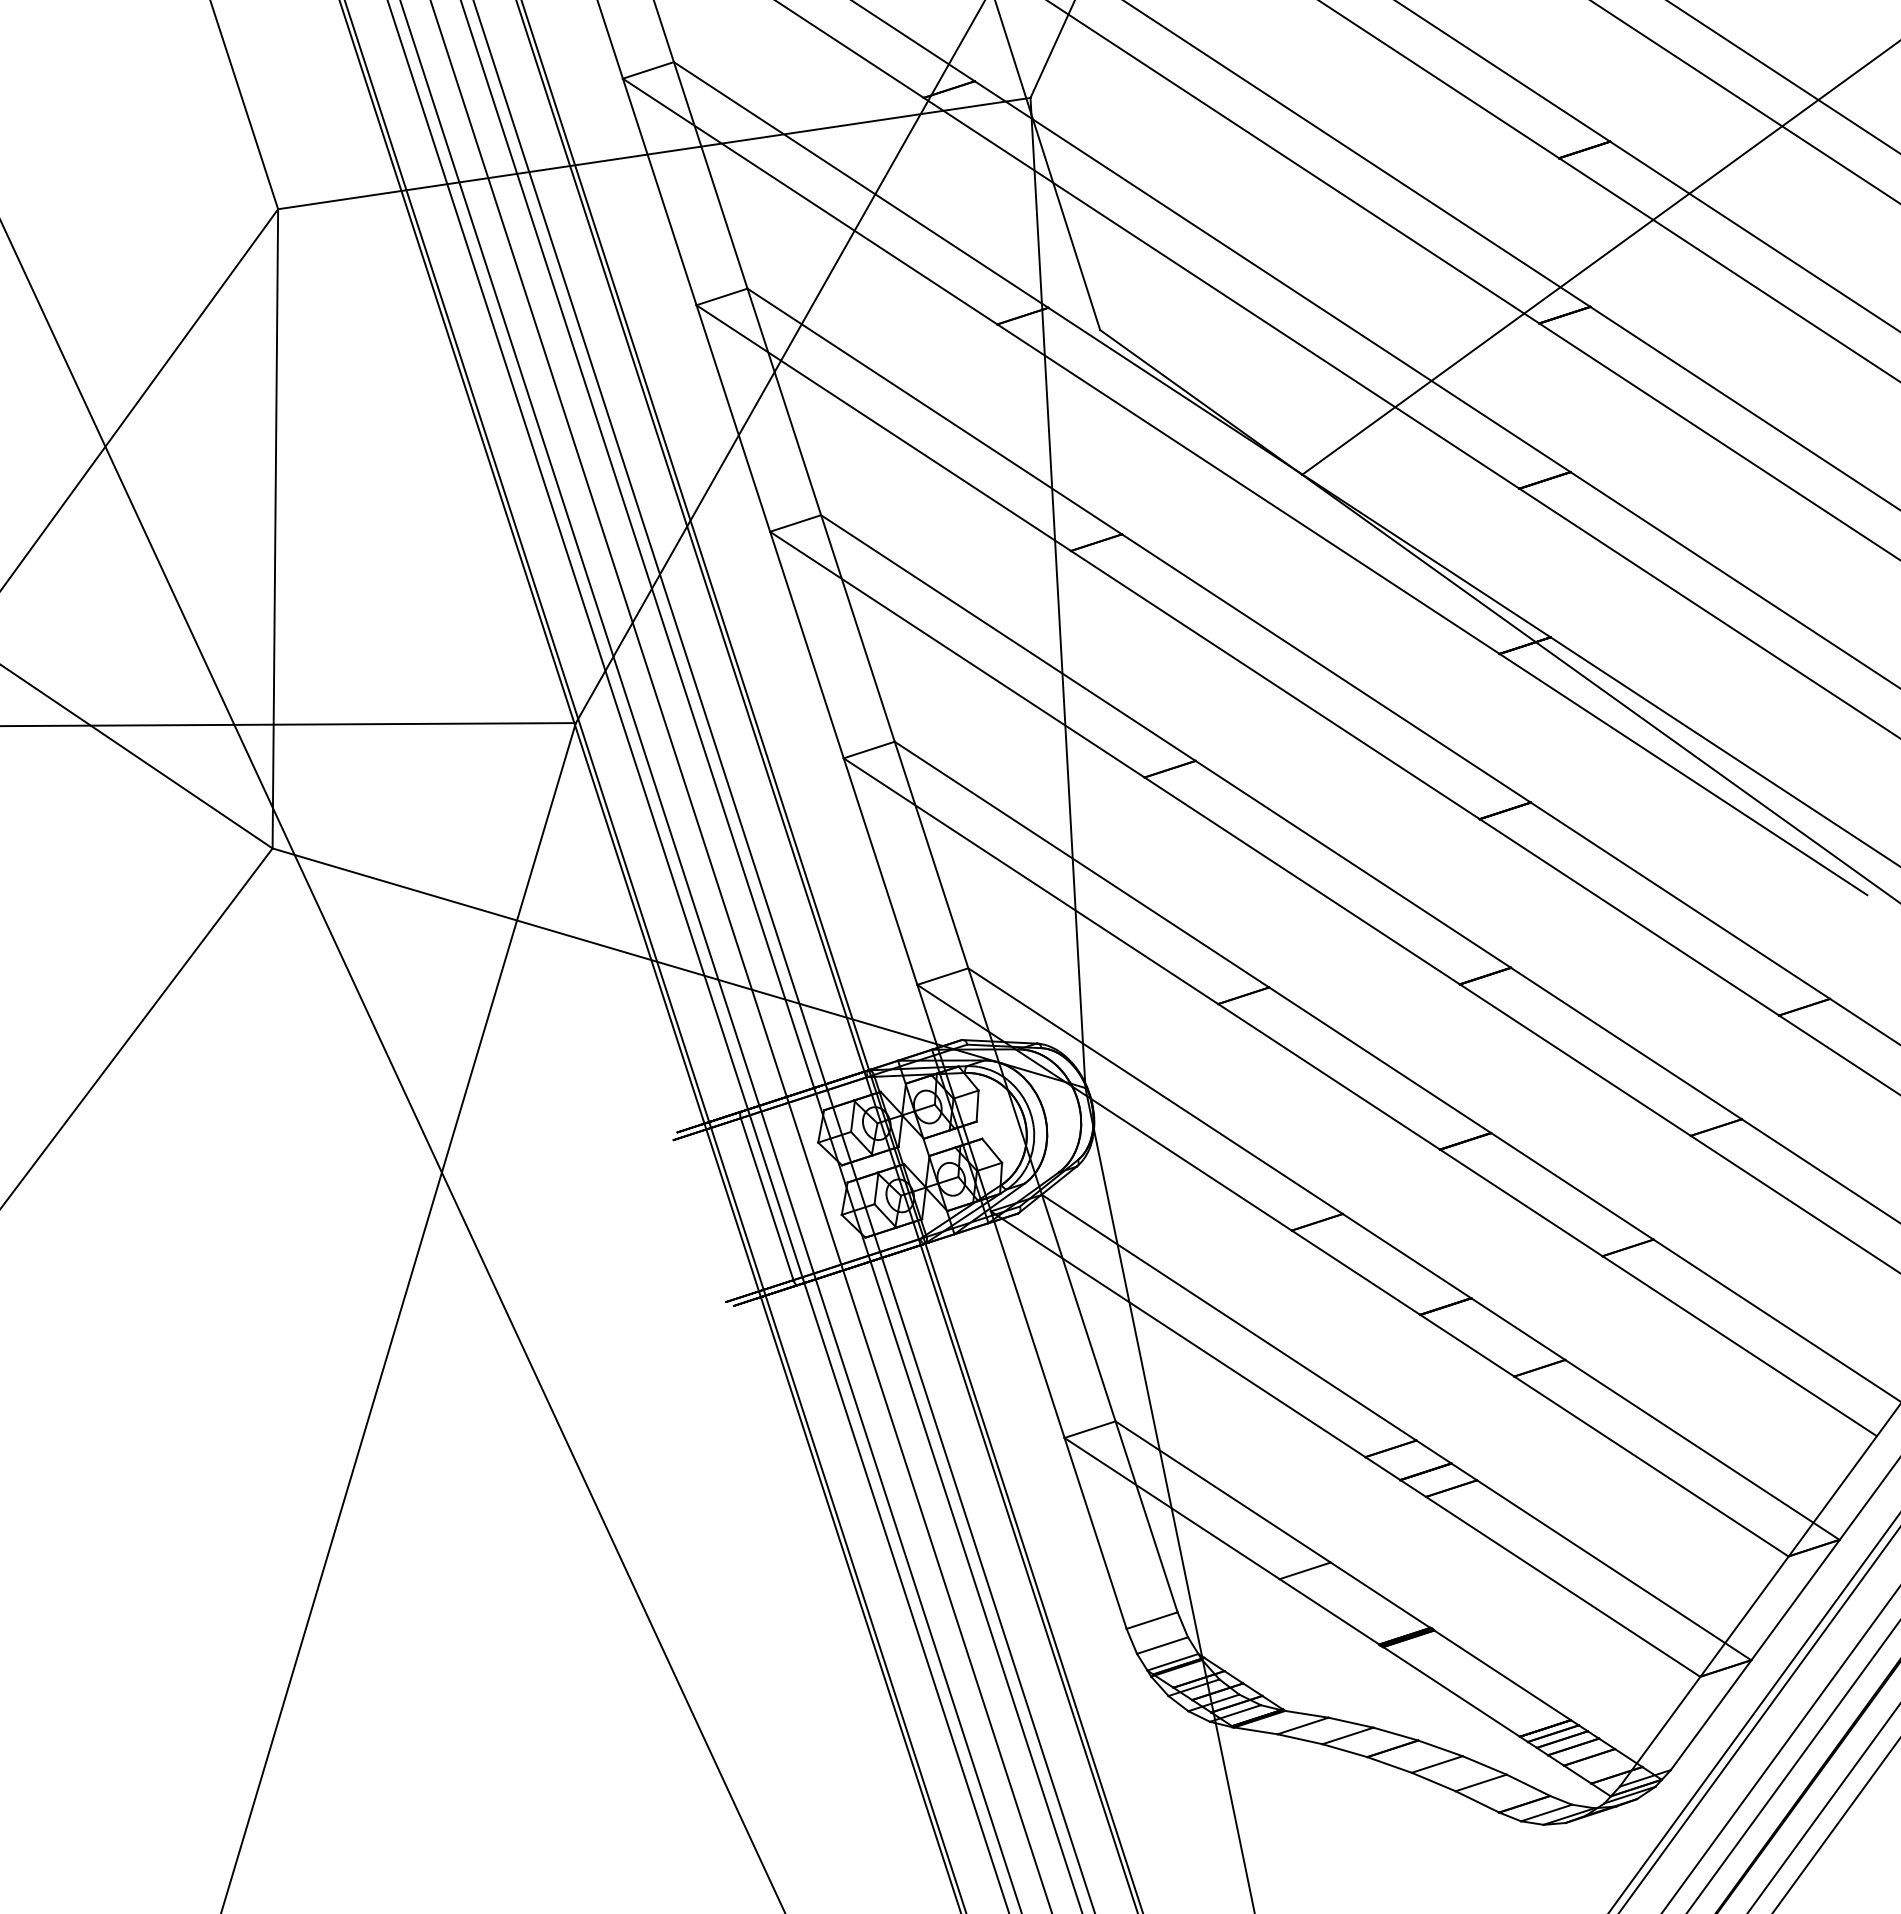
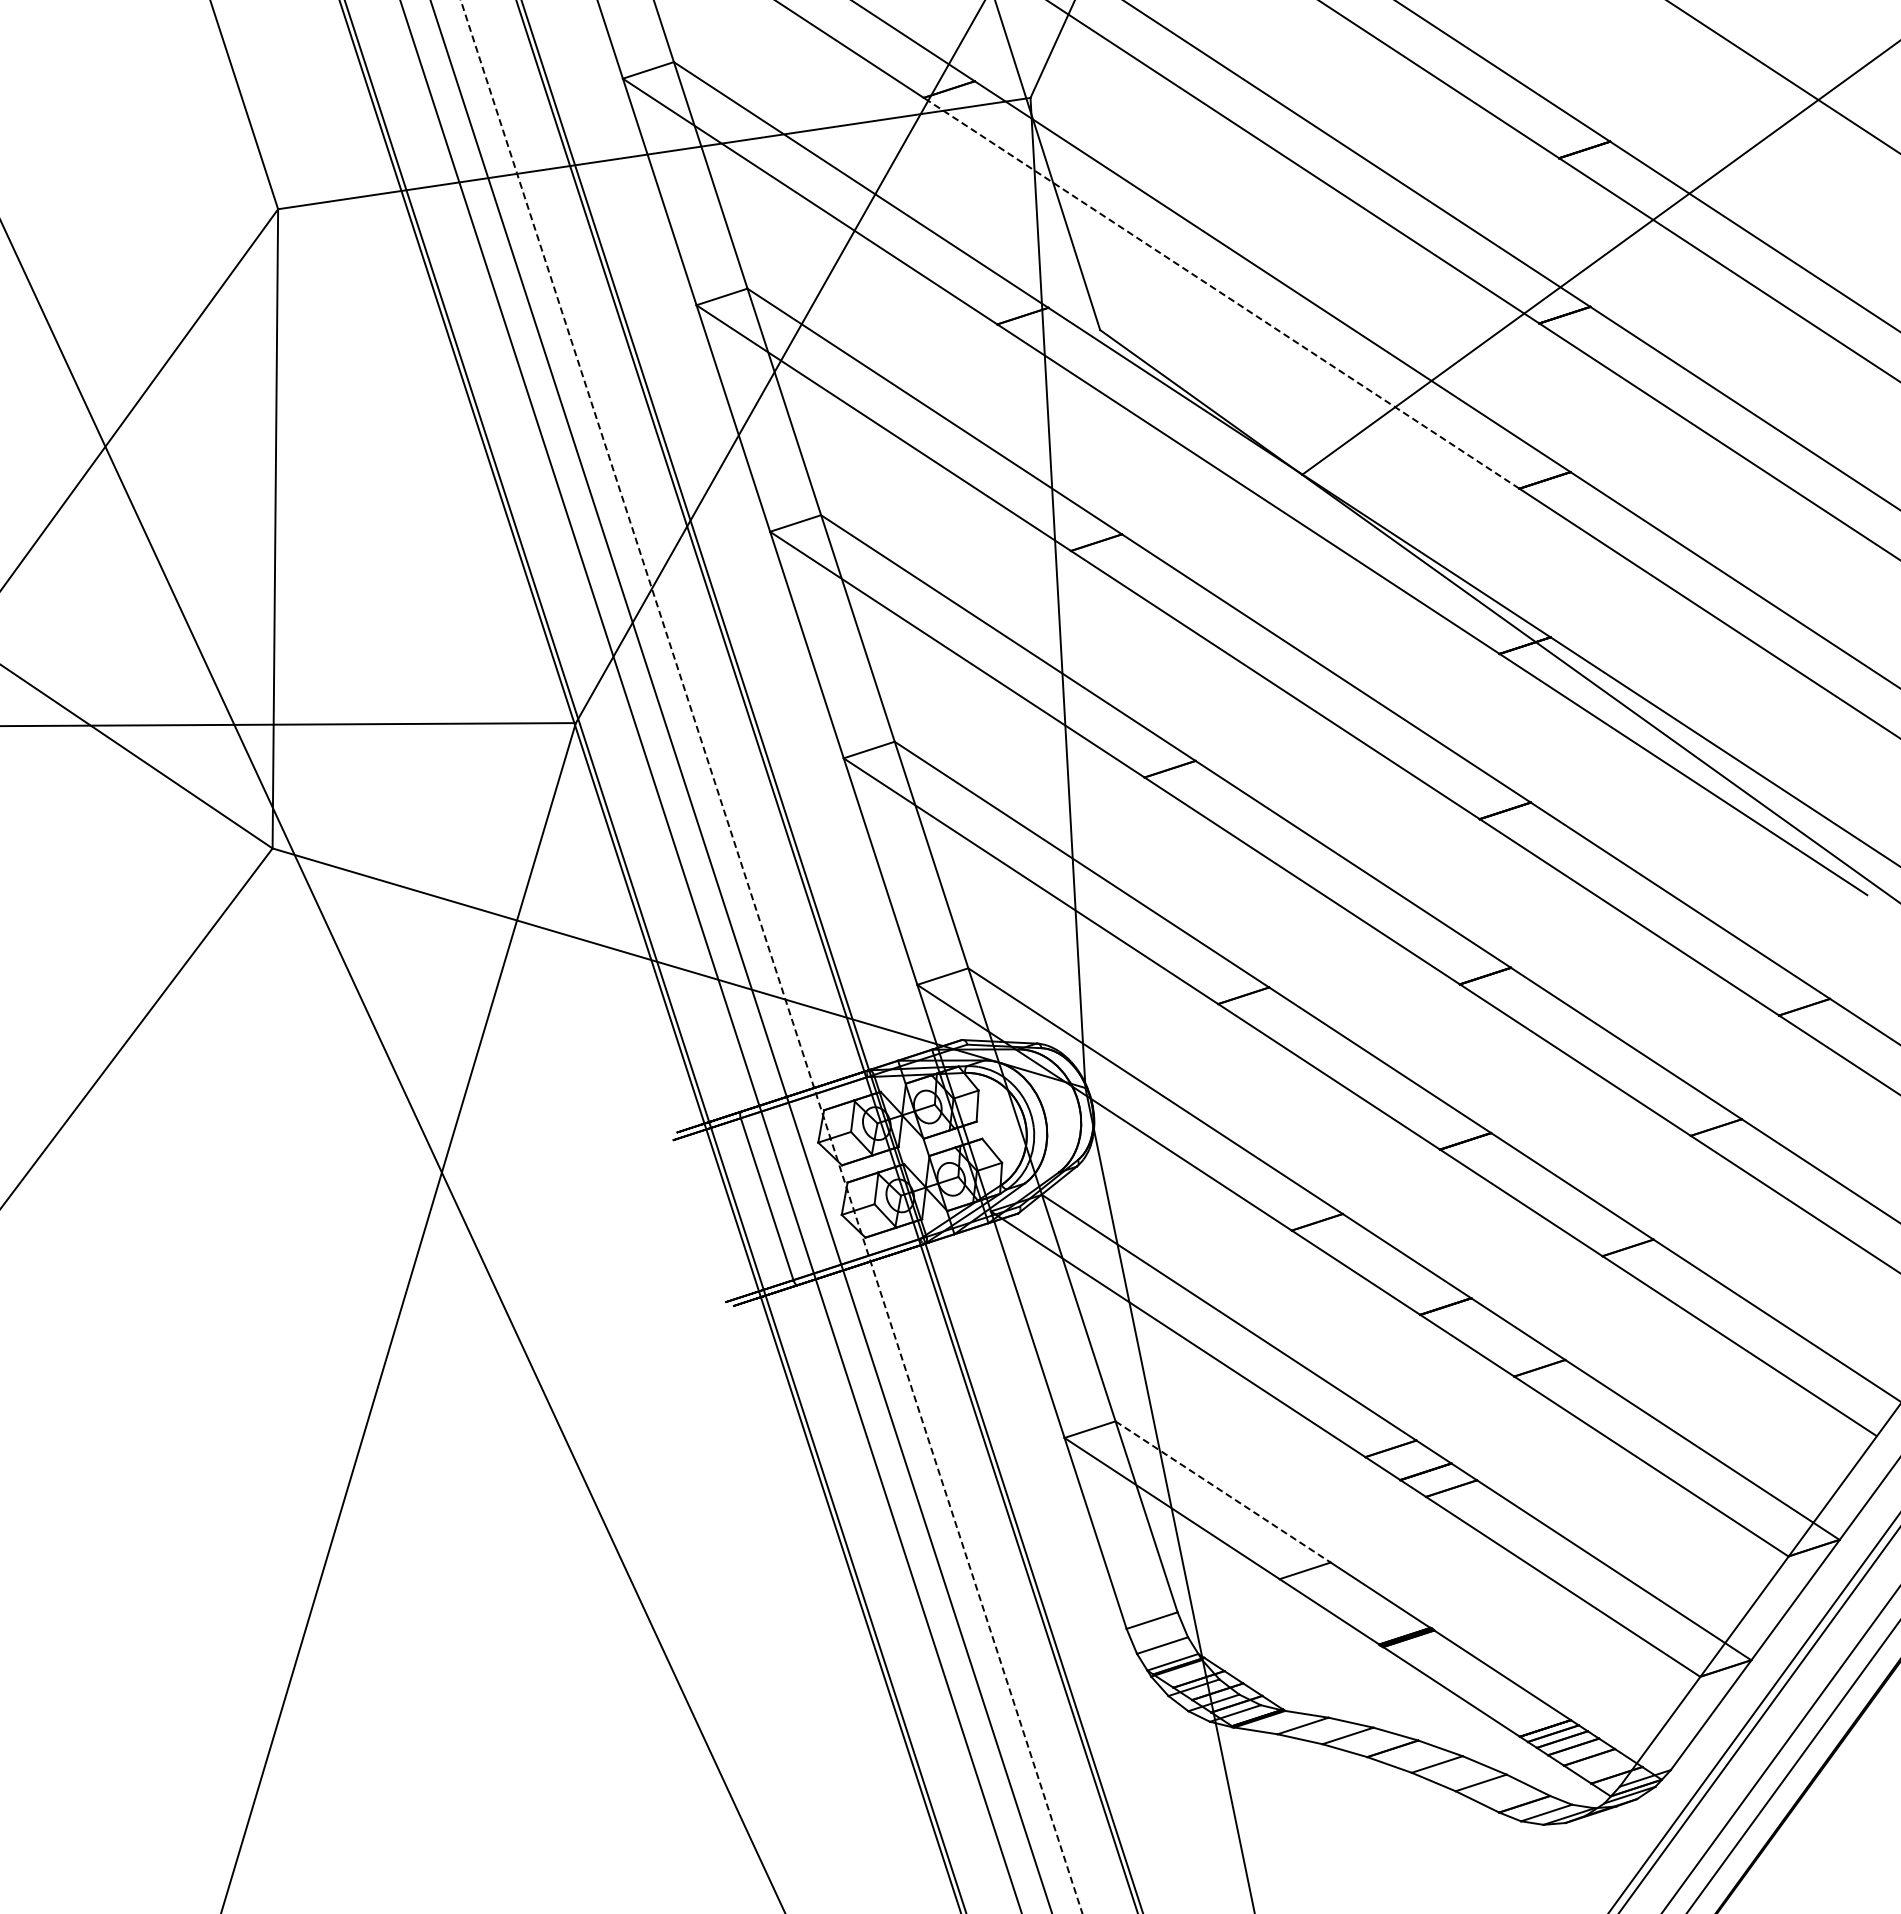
line: present -> none (1745, 101)
line: solid -> dashed (1221, 293)
line: present -> none (698, 956)
line: present -> none (783, 956)
line: solid -> dashed (771, 957)
line: solid -> dashed (1223, 1491)
line: present -> none (1823, 1808)
line: present -> none (1835, 1825)
